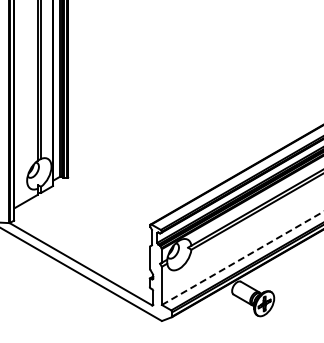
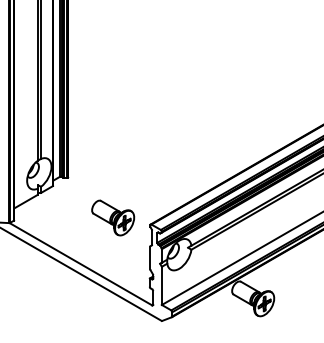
part: none -> present (113, 217)
line: dashed -> solid (243, 258)
